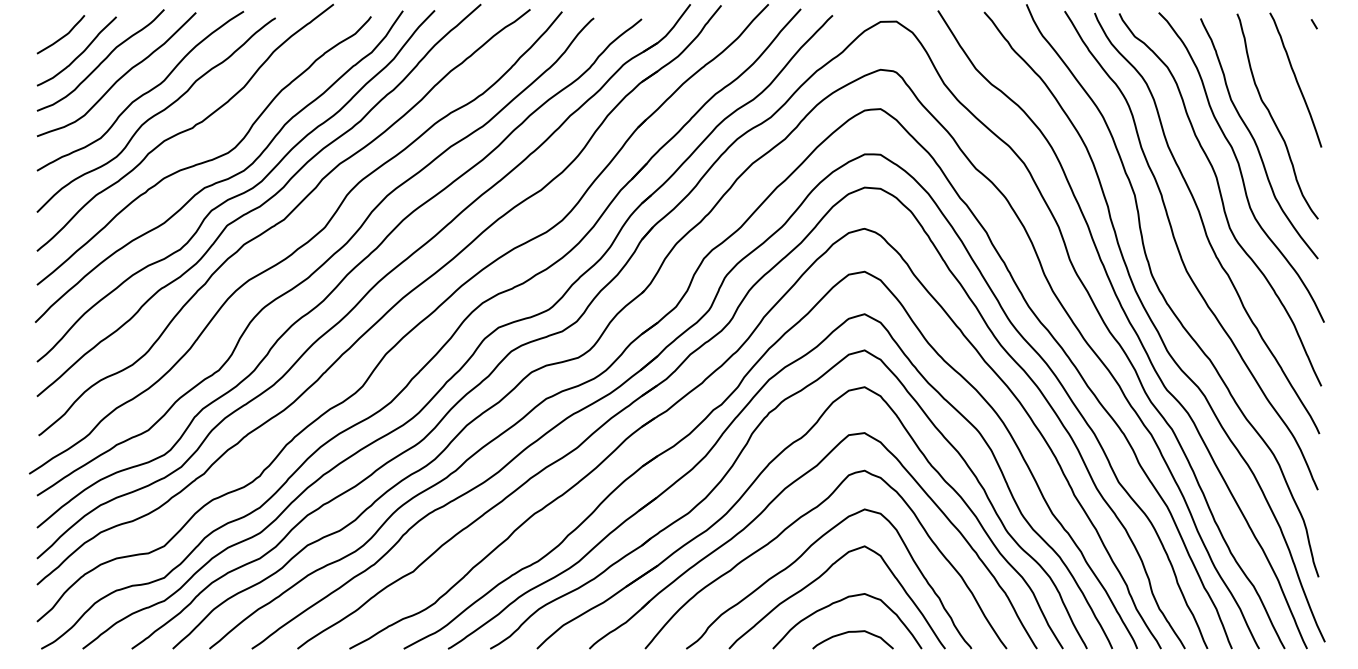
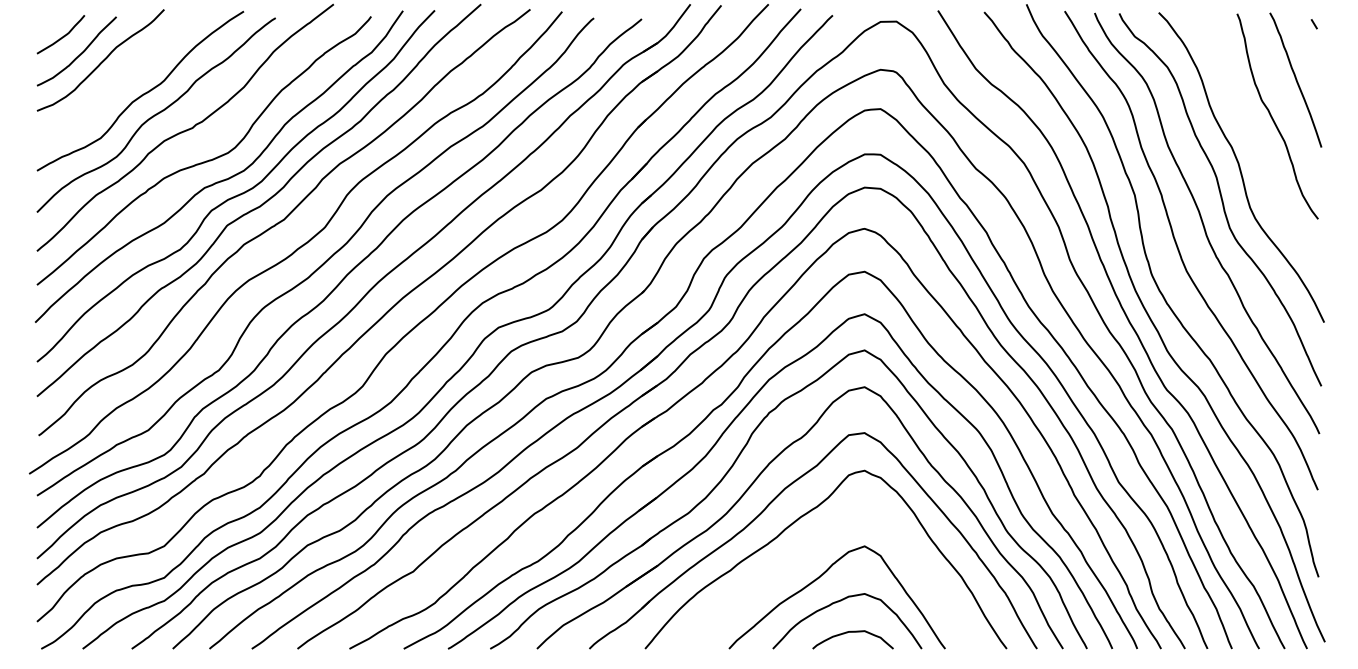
curve: present -> none (119, 77)
curve: present -> none (1255, 140)
curve: present -> none (804, 553)
